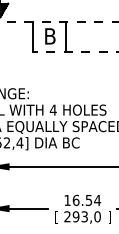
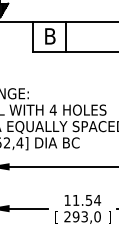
line: dashed -> solid (59, 21)
line: dashed -> solid (76, 51)
text: 16.54 -> 11.54 (75, 199)
